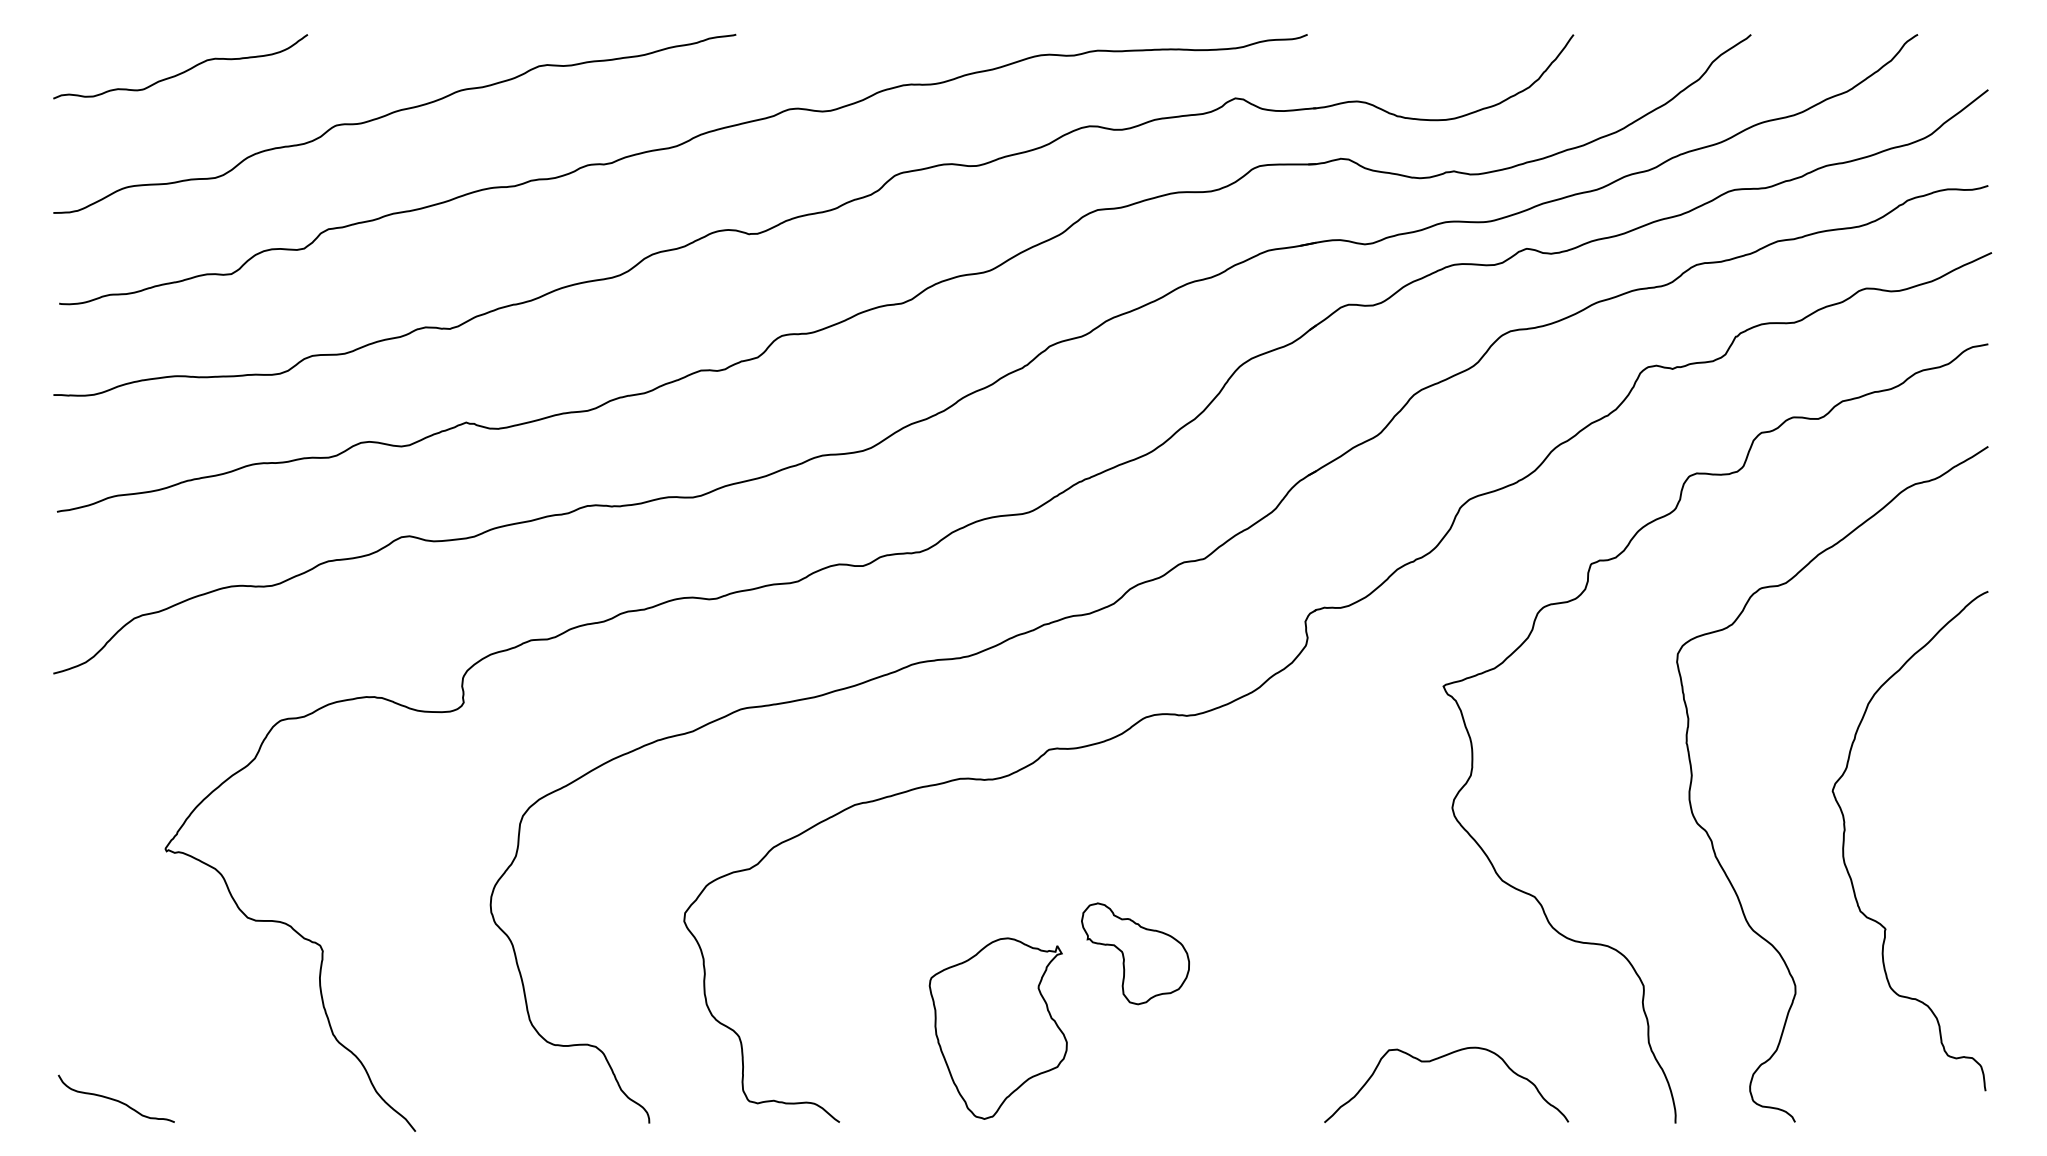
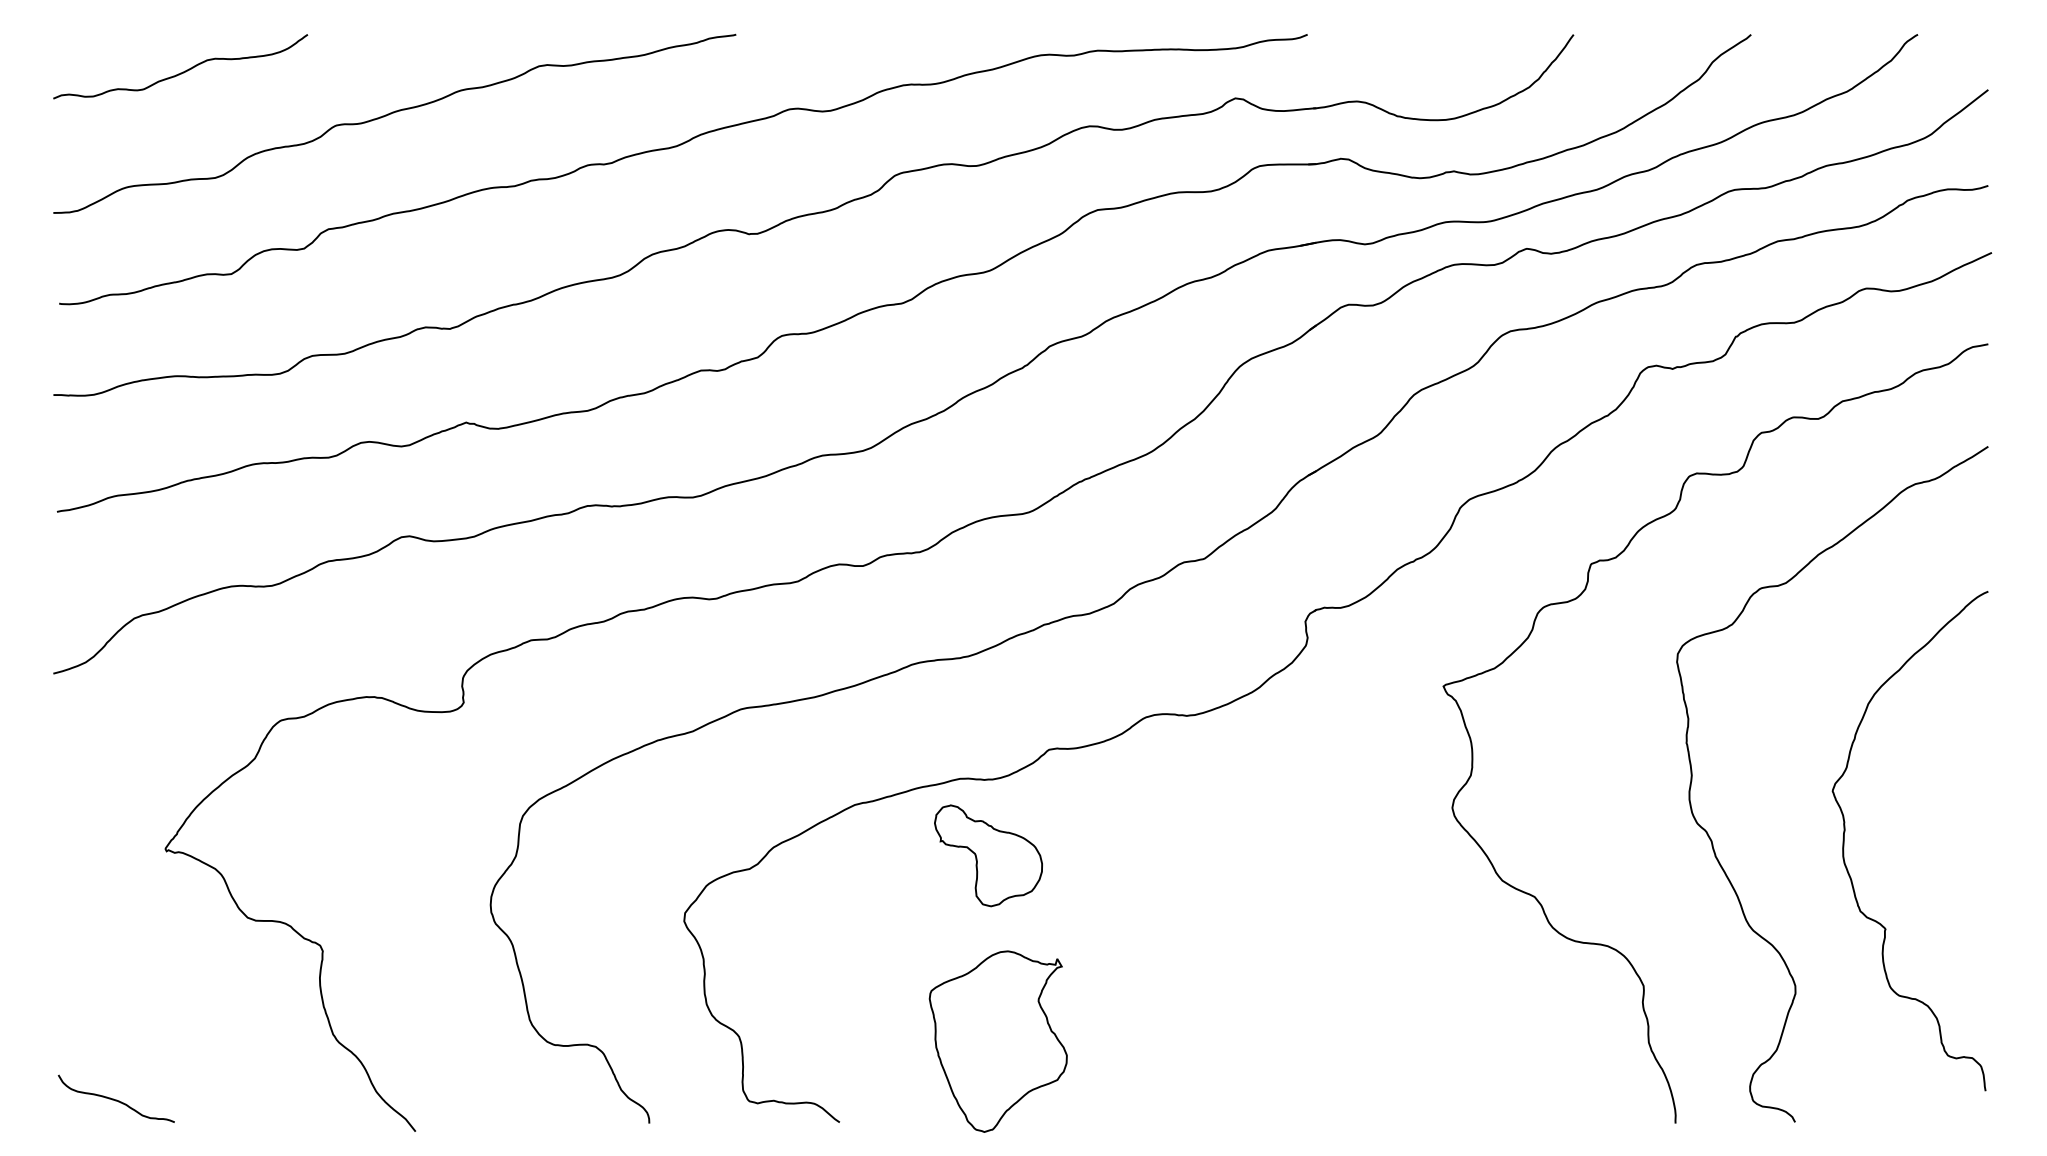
part position: (1135, 953) -> (988, 855) (988, 855)
part position: (997, 1028) -> (997, 1041) (997, 1041)
curve: present -> none (1438, 1059)
